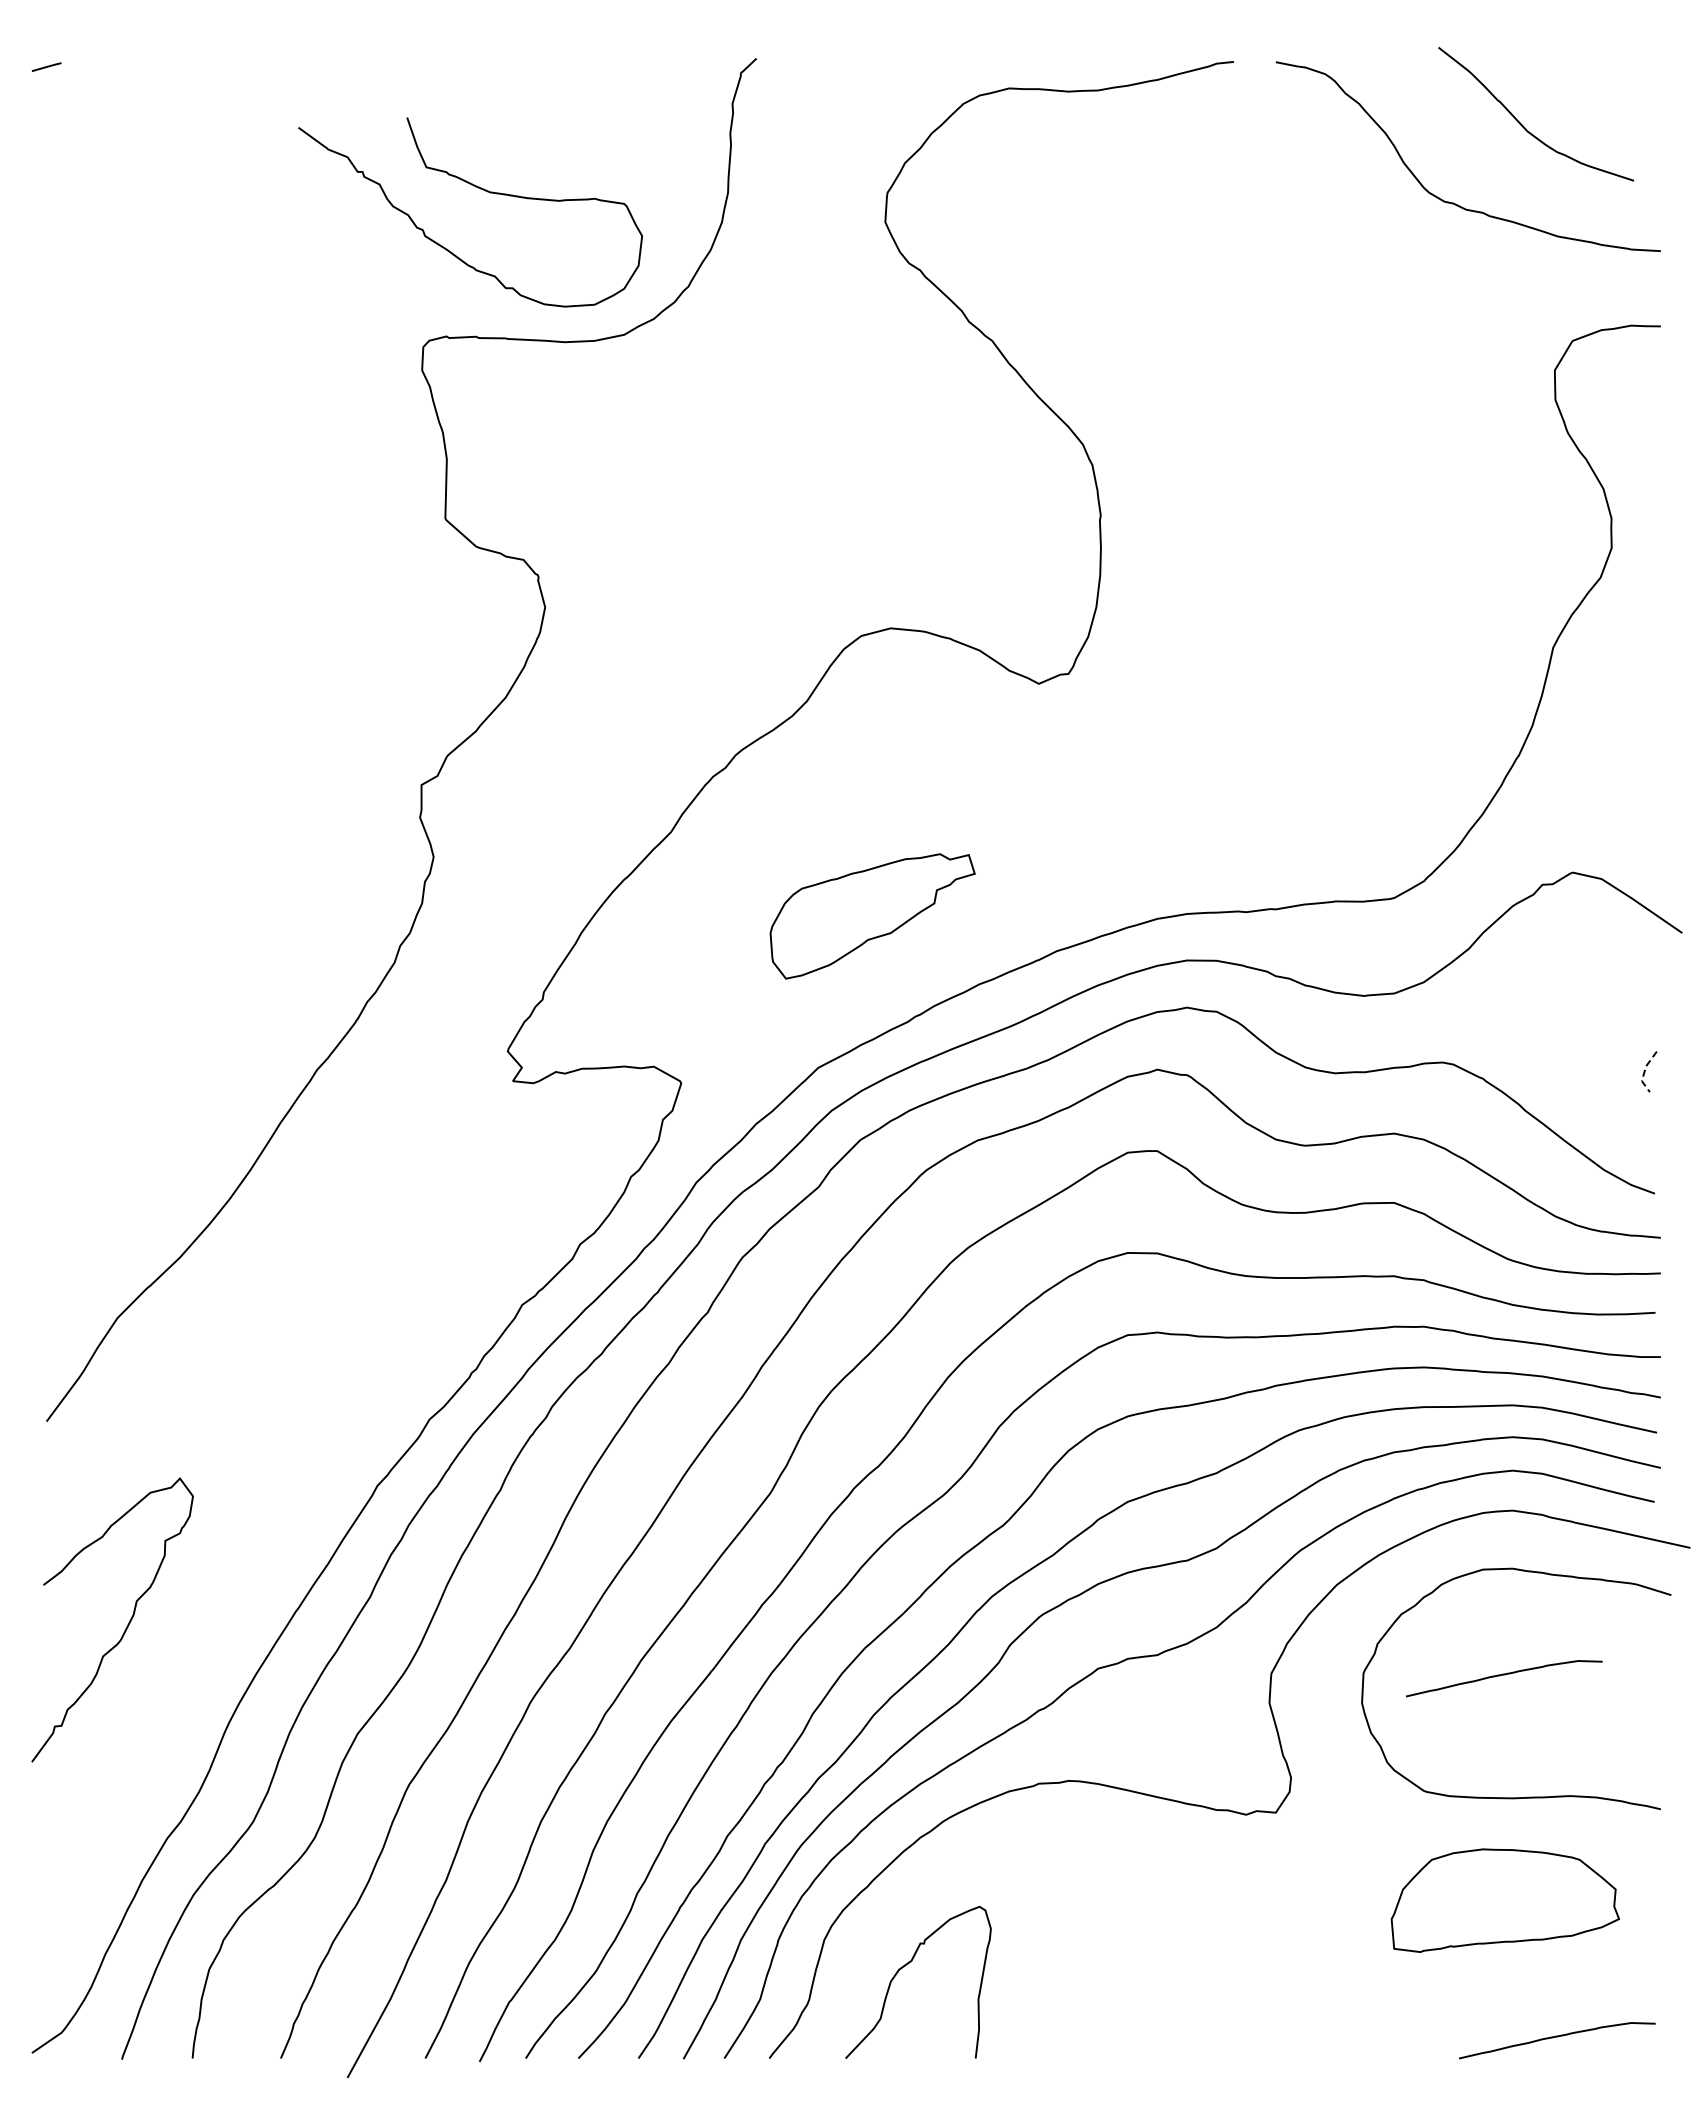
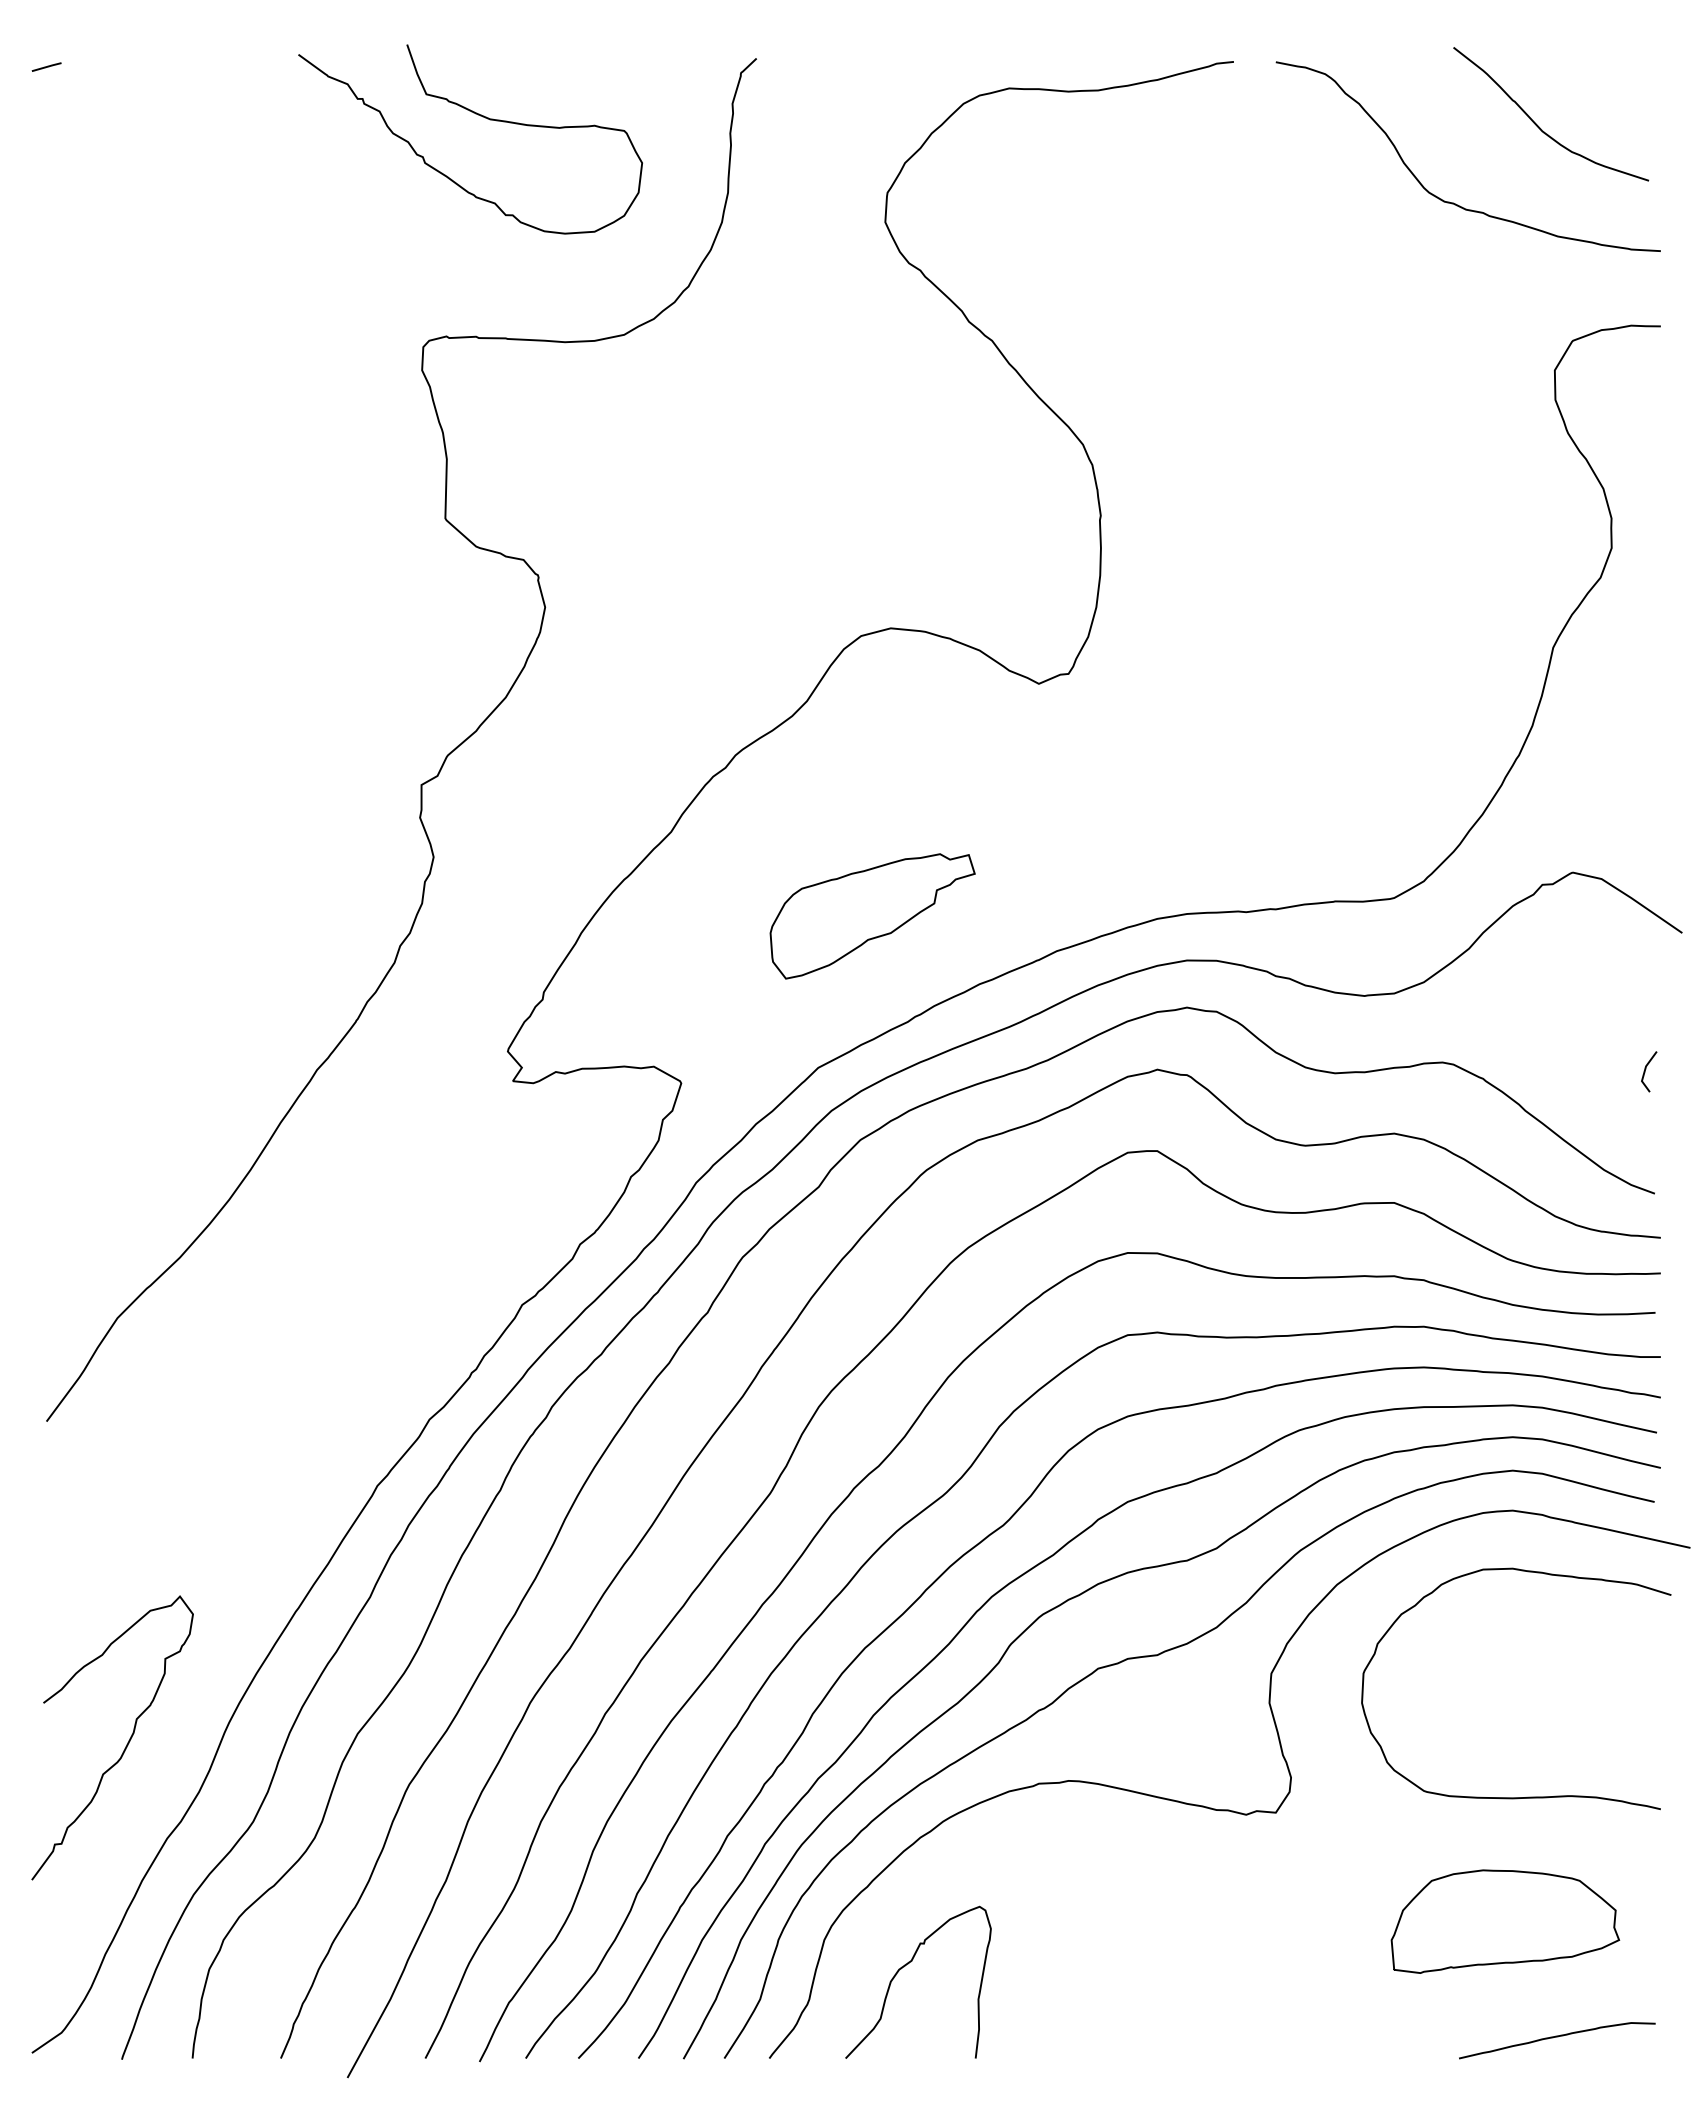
curve position: (1524, 126) -> (1539, 126) (1539, 126)
curve position: (482, 190) -> (482, 117) (482, 117)
line: dashed -> solid (1644, 1071)
curve position: (126, 1626) -> (126, 1744) (126, 1744)
curve: present -> none (1504, 1675)
part position: (1505, 1900) -> (1505, 1921) (1505, 1921)
